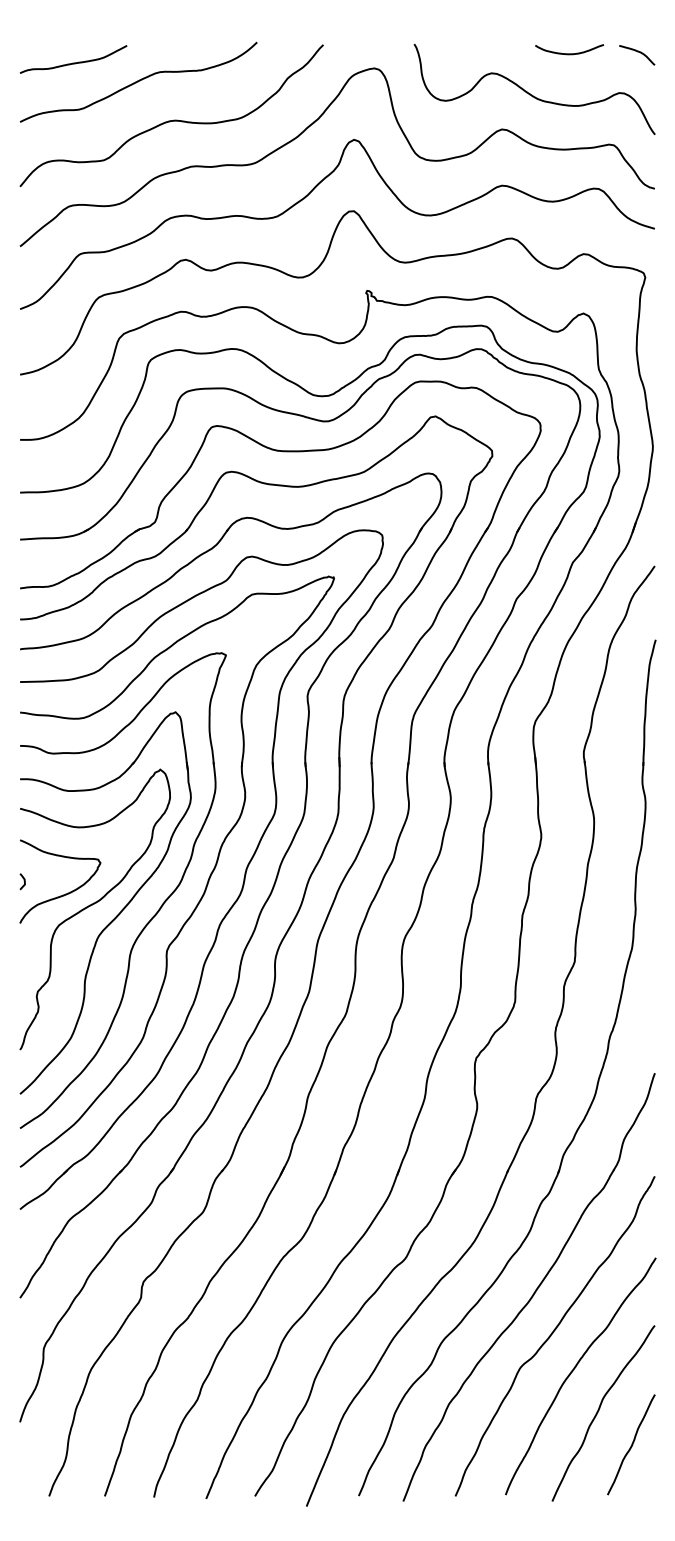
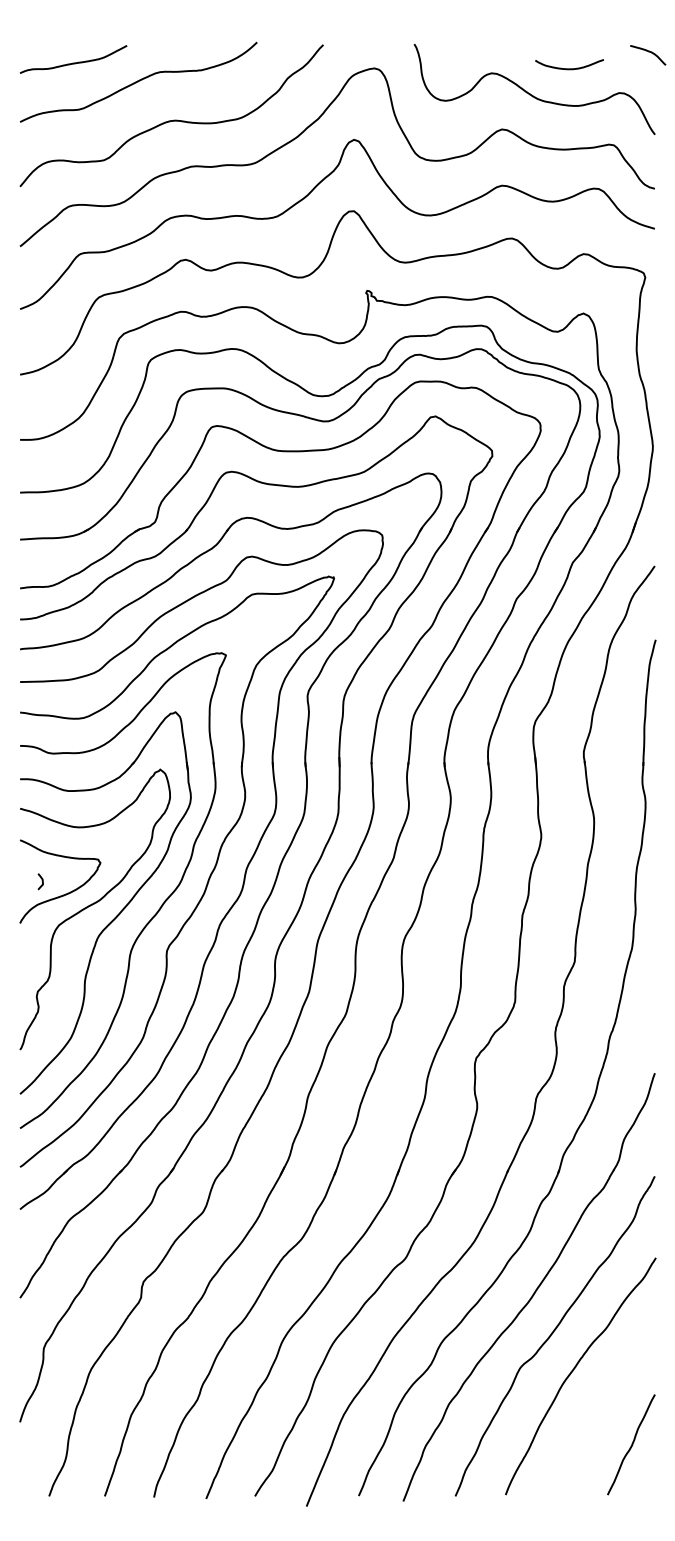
curve position: (637, 52) -> (648, 52) (648, 52)
curve position: (569, 53) -> (569, 68) (569, 68)
curve position: (23, 881) -> (41, 881) (41, 881)
curve: present -> none (599, 1410)
